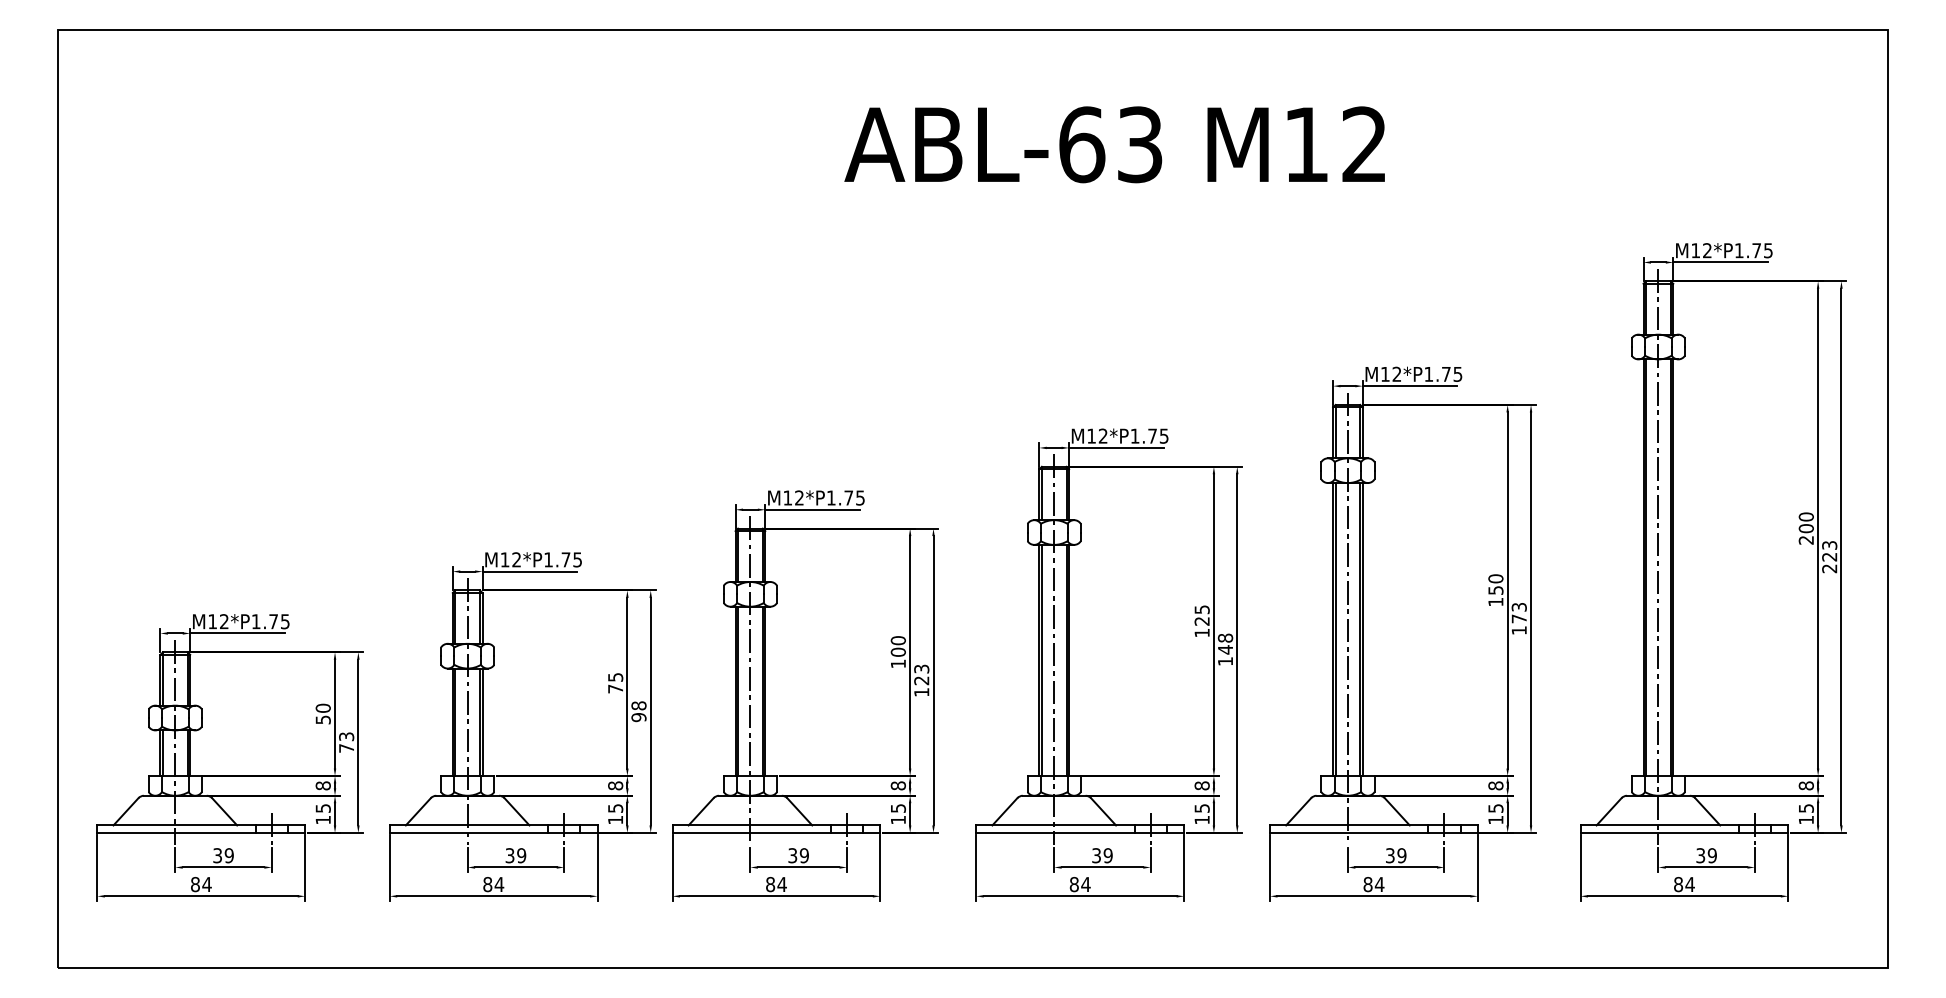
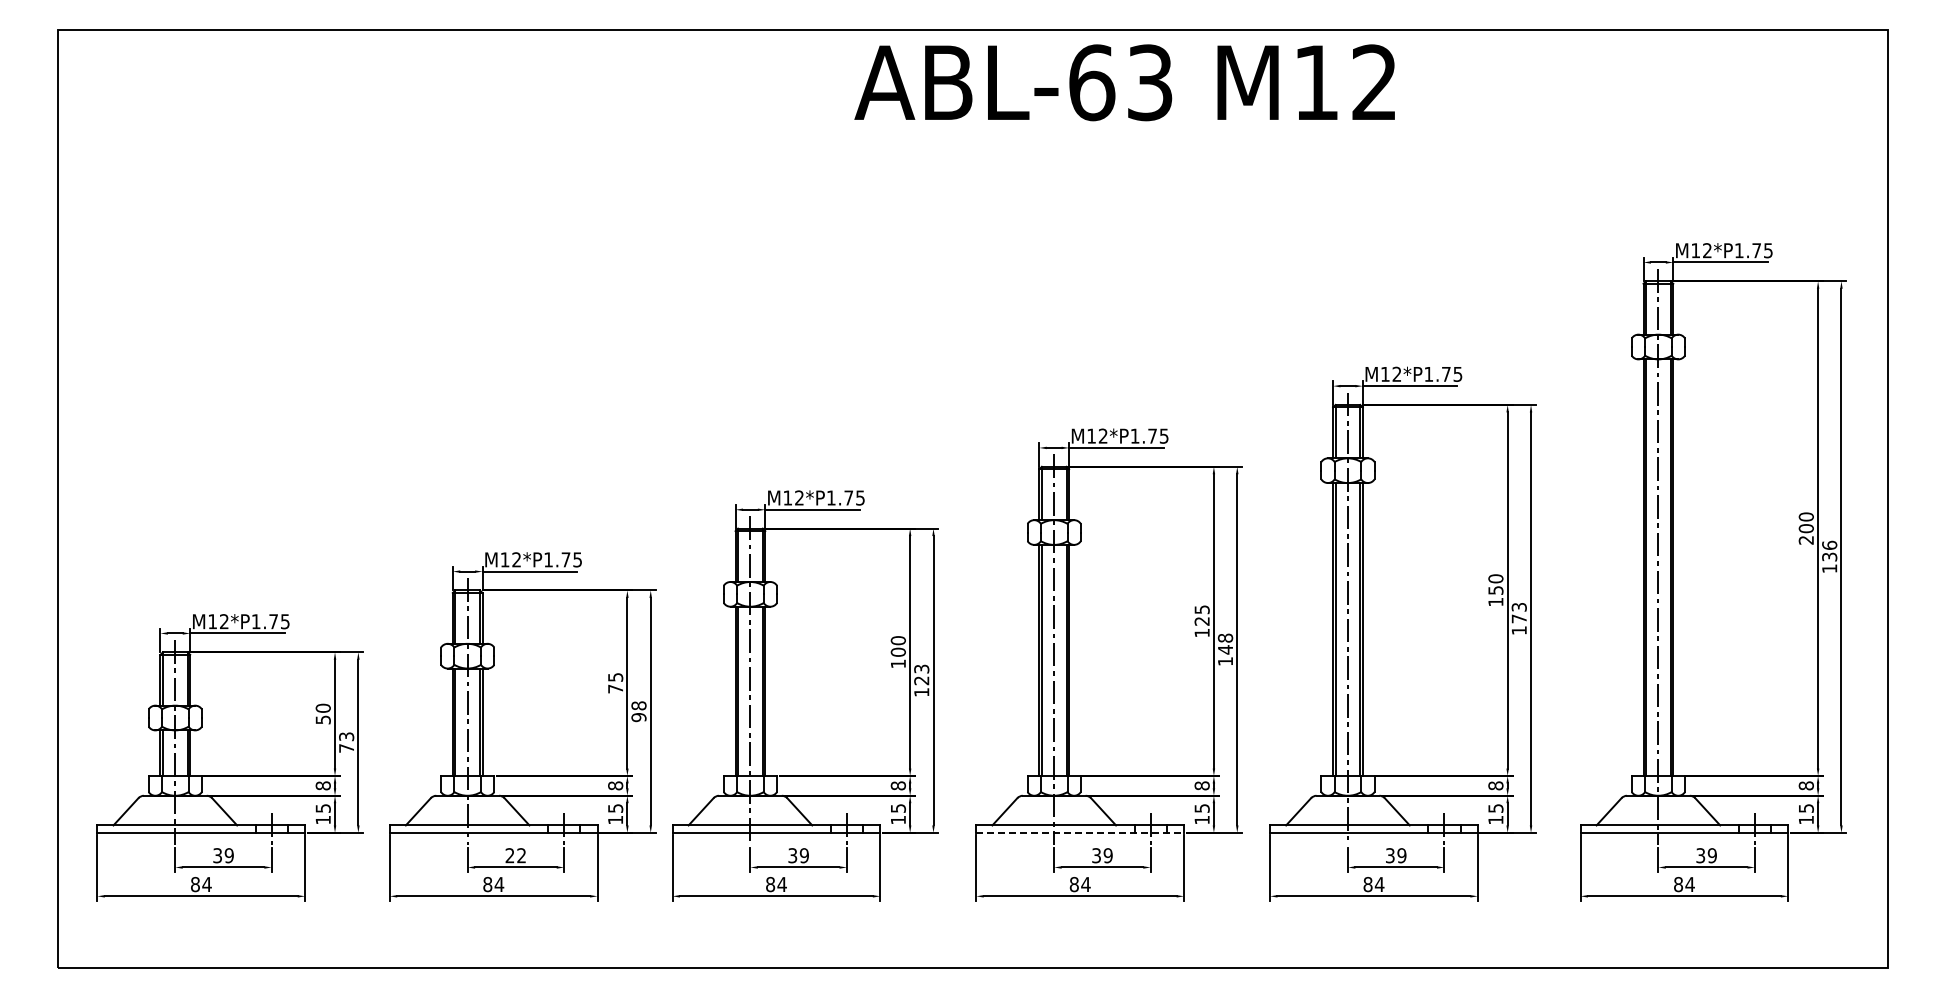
text position: (1114, 144) -> (1124, 82) (1124, 82)
text: 223 -> 136 (1829, 556)
line: solid -> dashed (1080, 832)
text: 39 -> 22 (515, 855)
